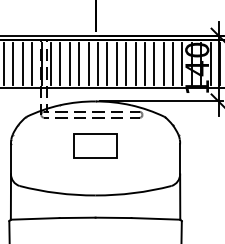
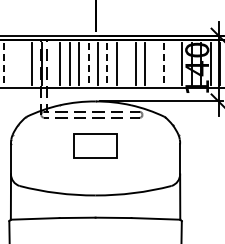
line: solid -> dashed (3, 64)
line: present -> none (13, 64)
line: present -> none (22, 64)
line: present -> none (50, 64)
line: solid -> dashed (88, 64)
line: solid -> dashed (107, 64)
line: present -> none (126, 64)
line: present -> none (154, 64)
line: solid -> dashed (163, 64)
line: present -> none (173, 64)
